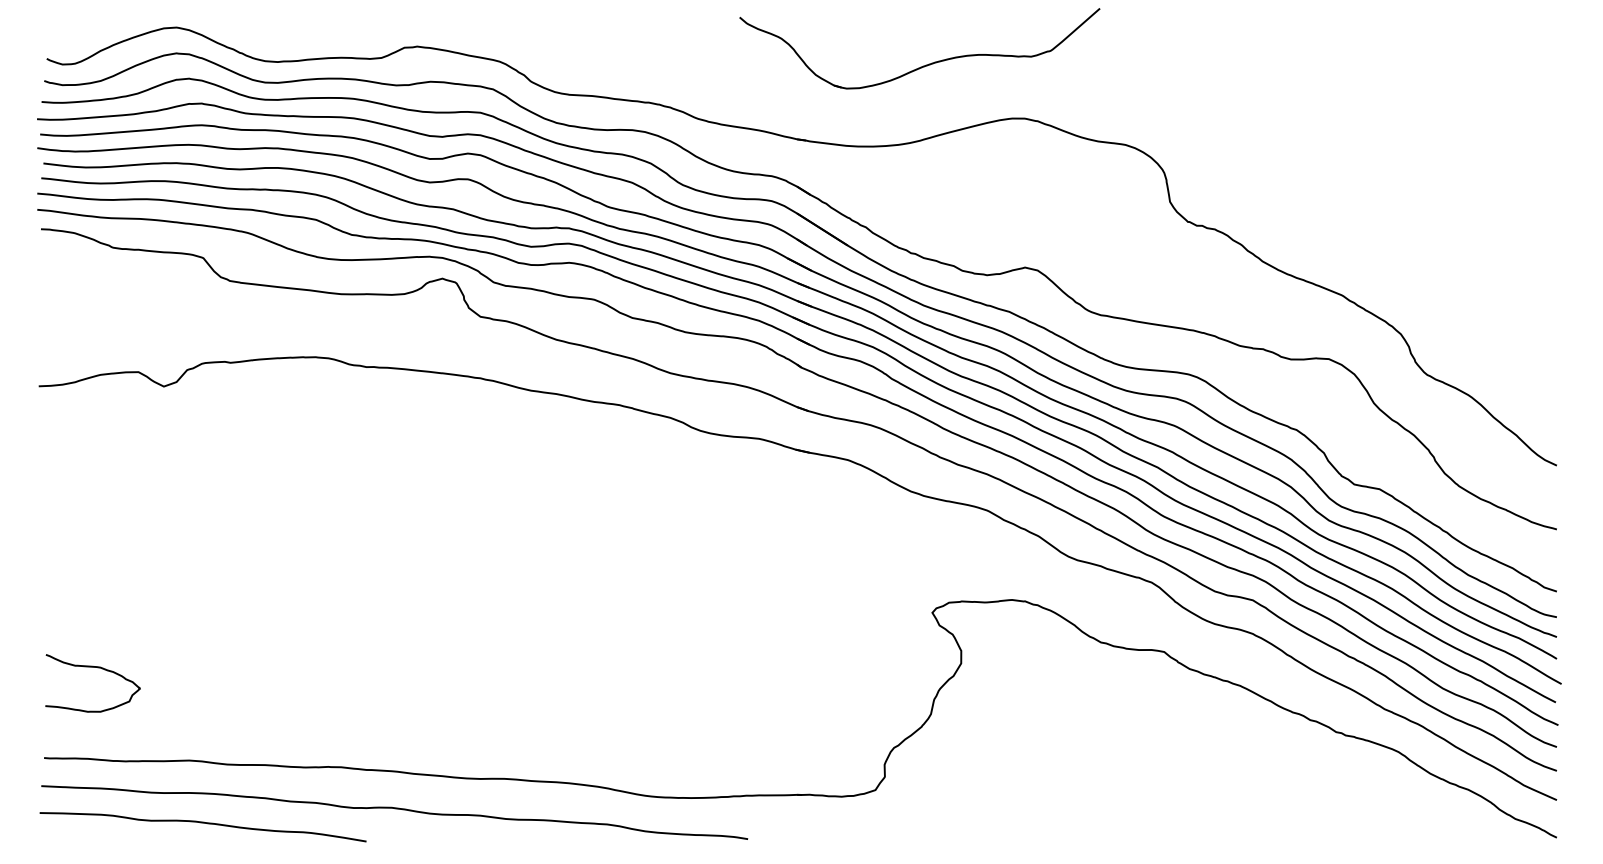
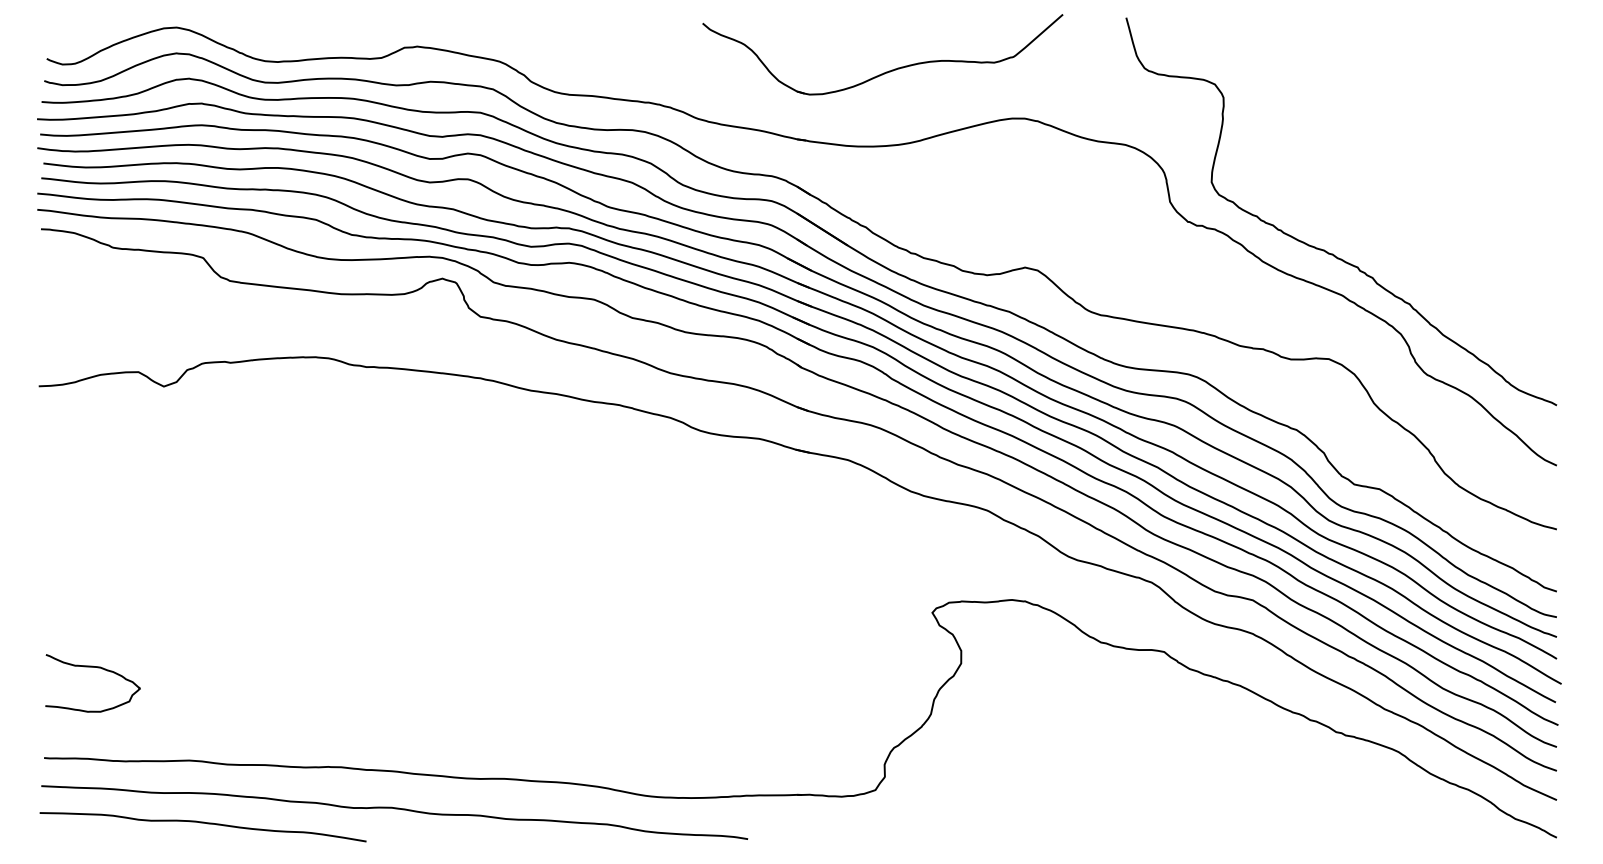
part position: (926, 64) -> (889, 70) (889, 70)
curve: none -> present (1324, 249)
